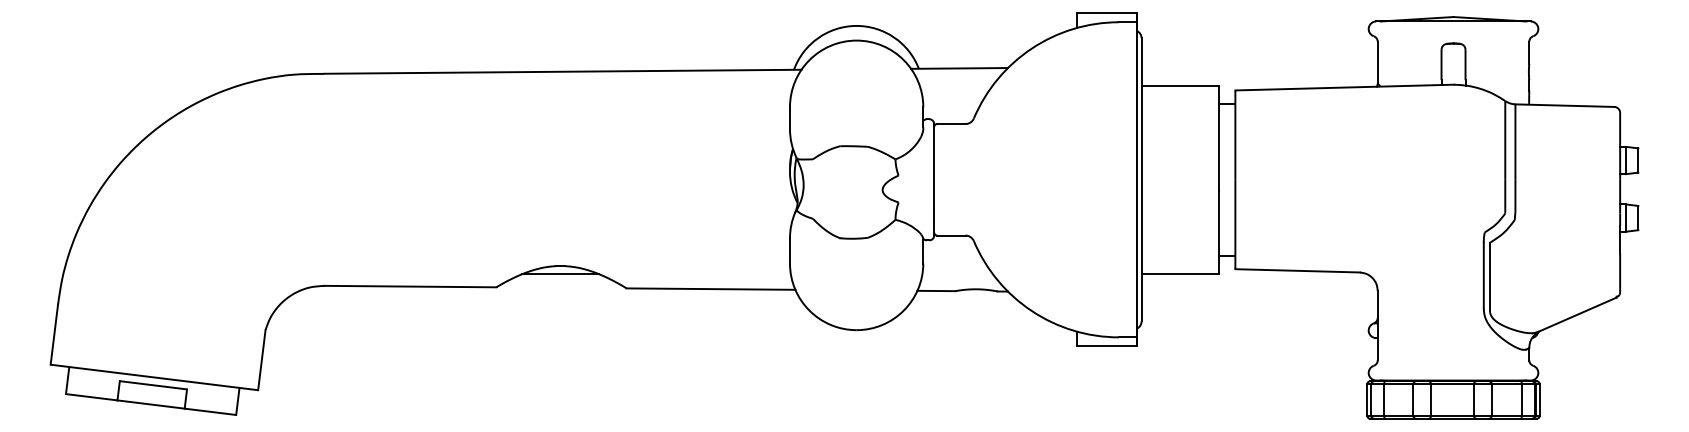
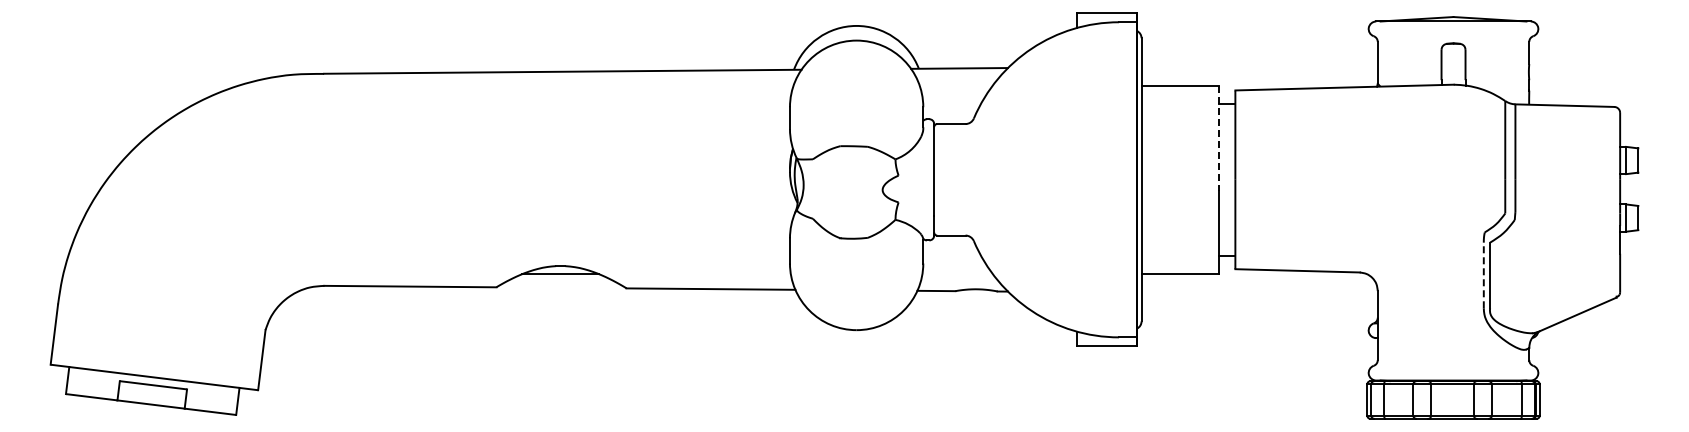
line: solid -> dashed (1219, 138)
line: solid -> dashed (1483, 275)
